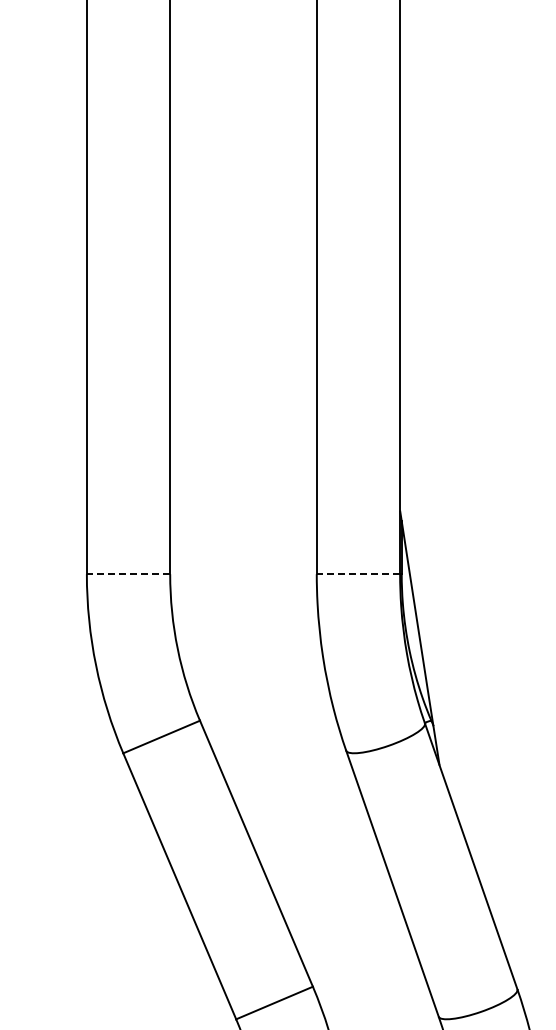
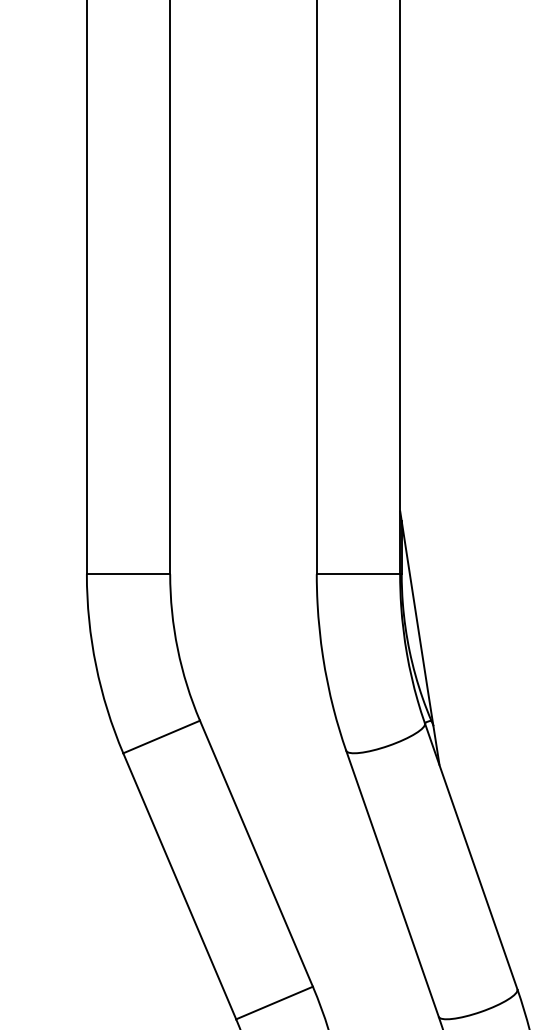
line: dashed -> solid (128, 574)
line: dashed -> solid (358, 574)
